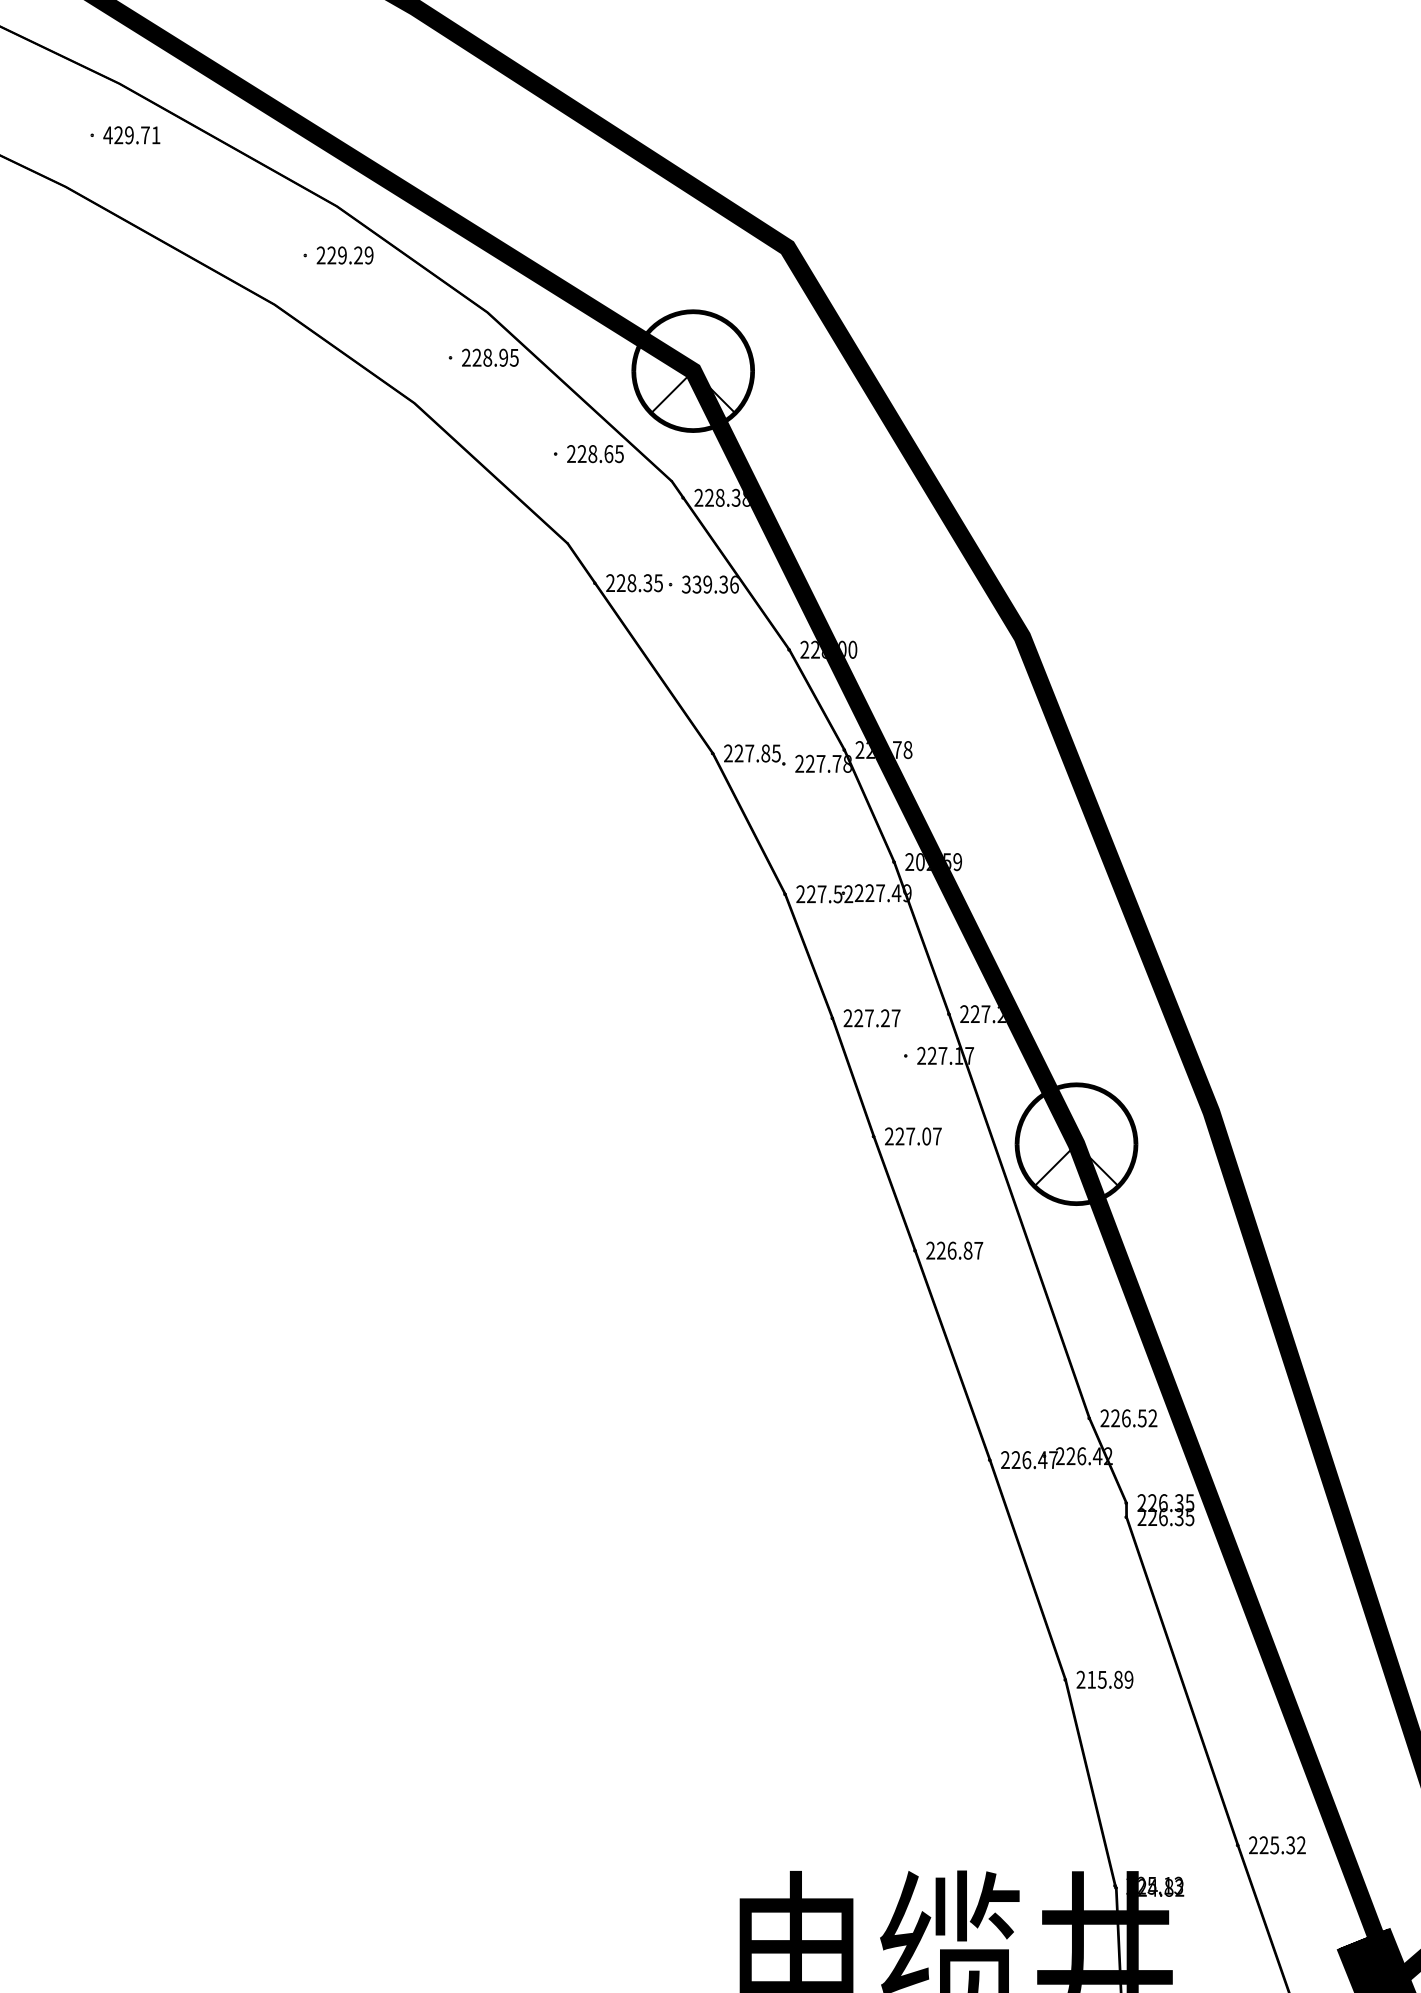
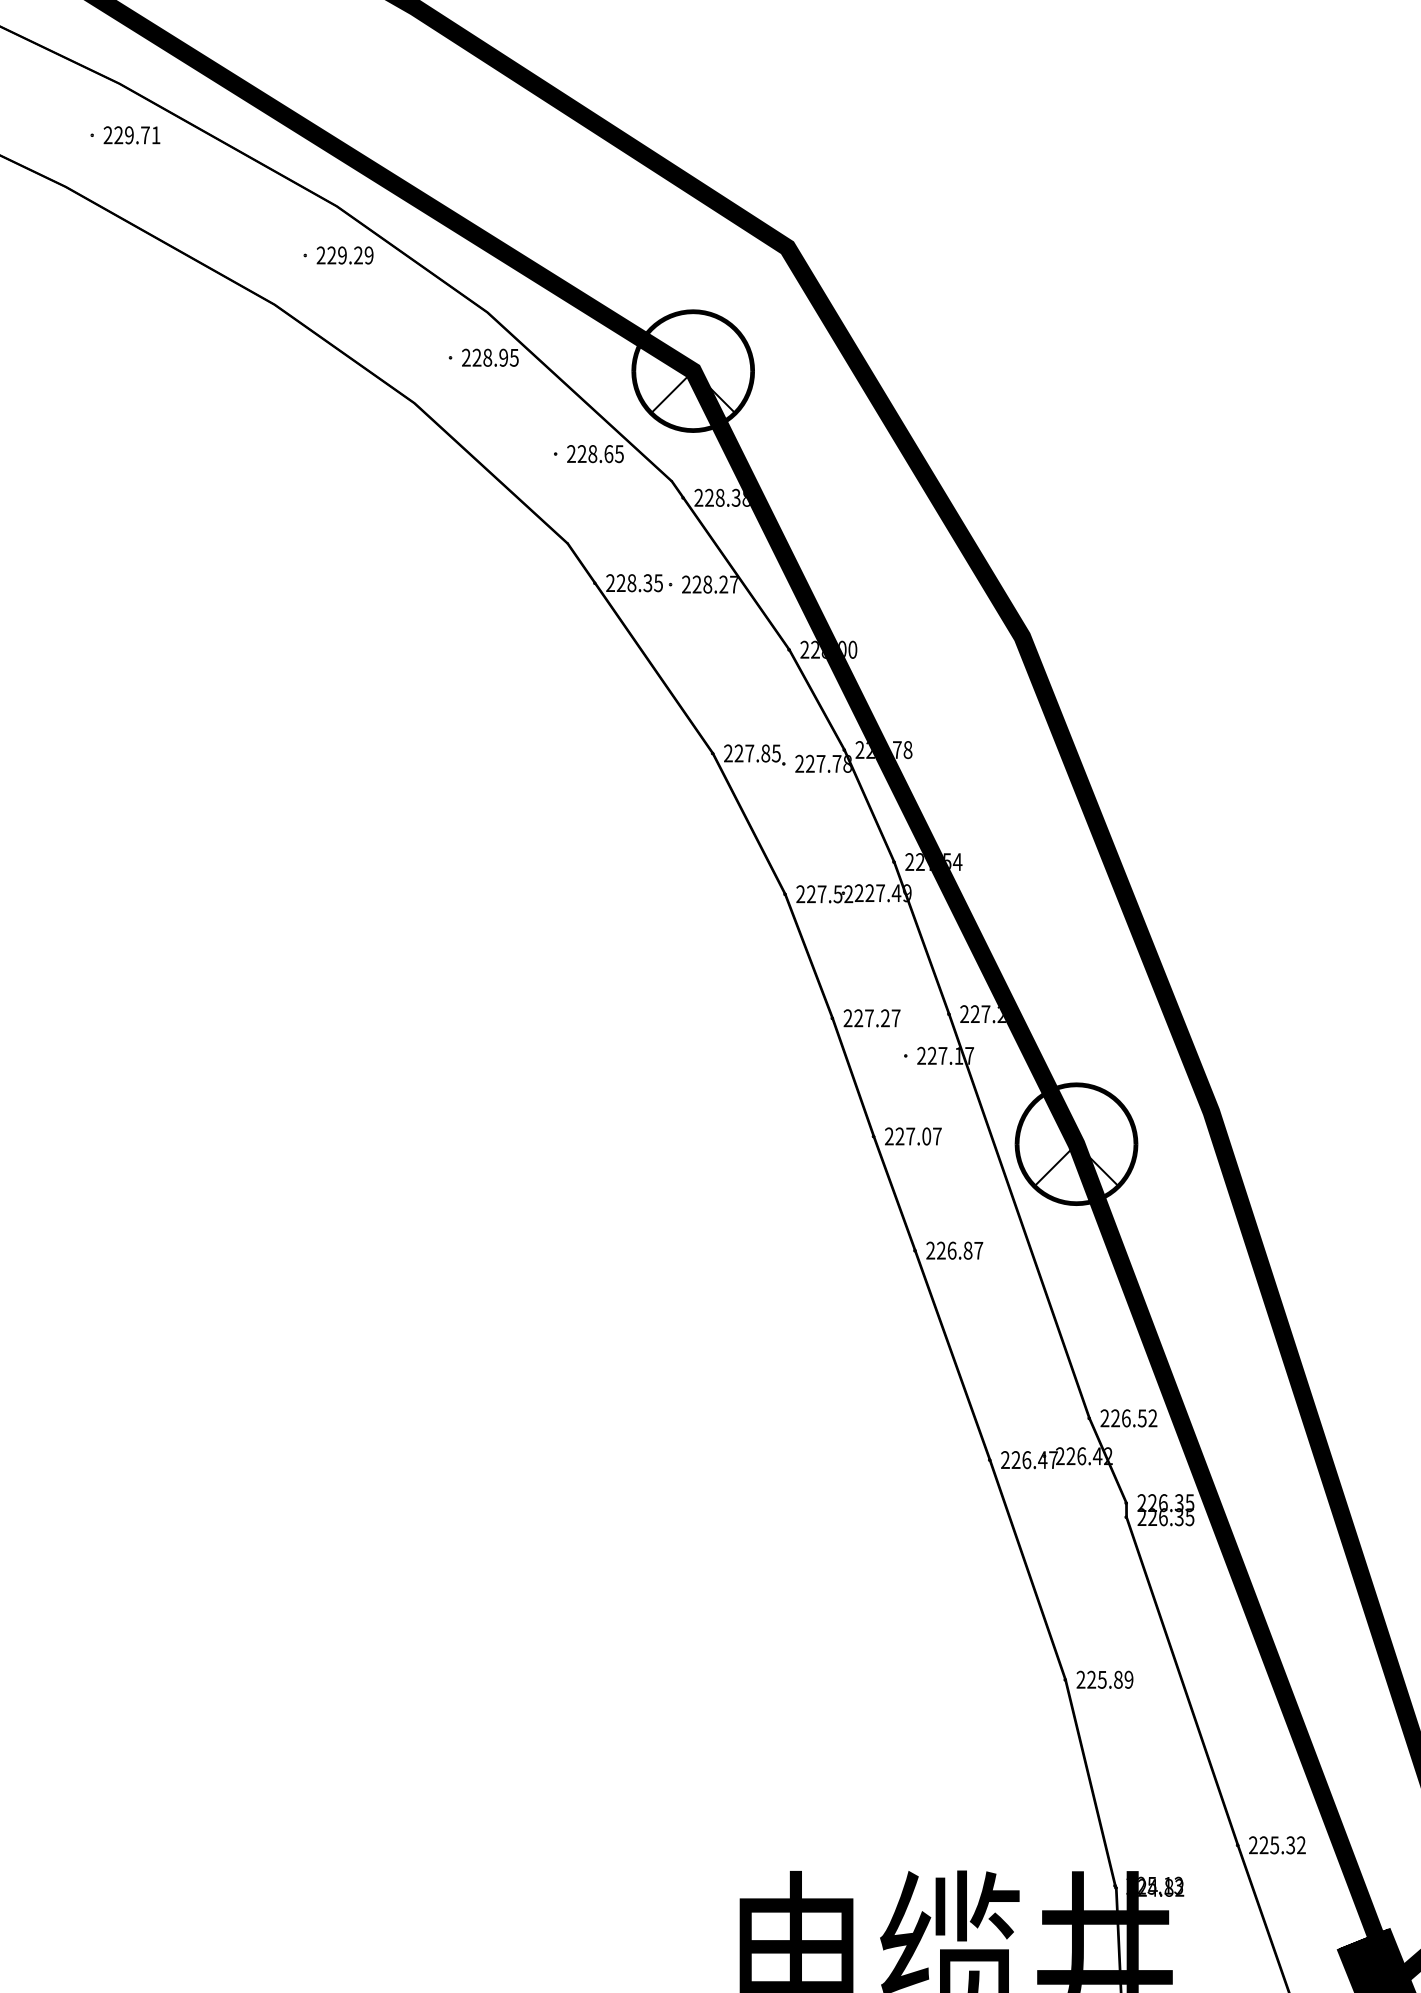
text: 429.71 -> 229.71 (107, 135)
text: 339.36 -> 228.27 (709, 584)
text: 202.59 -> 227.54 (939, 862)
text: 215.89 -> 225.89 (1091, 1679)
